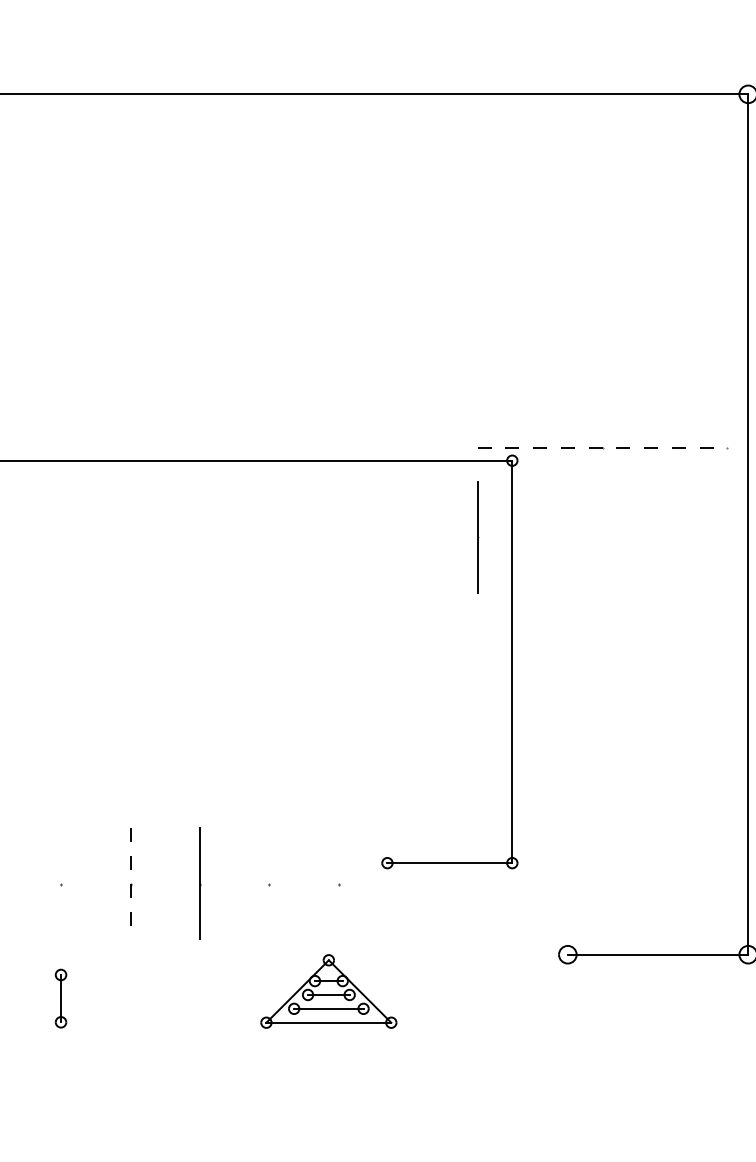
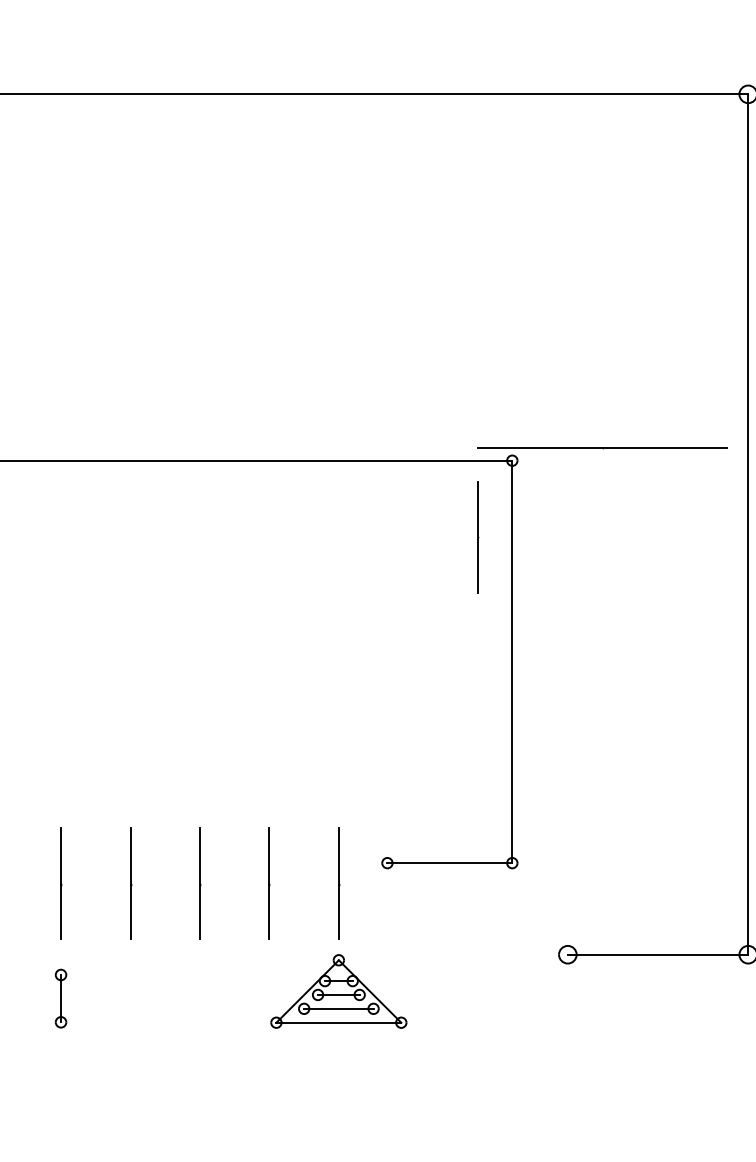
line: dashed -> solid (602, 448)
line: none -> present (61, 883)
line: dashed -> solid (130, 883)
line: none -> present (269, 883)
line: none -> present (338, 883)
part position: (328, 991) -> (338, 991) (338, 991)
